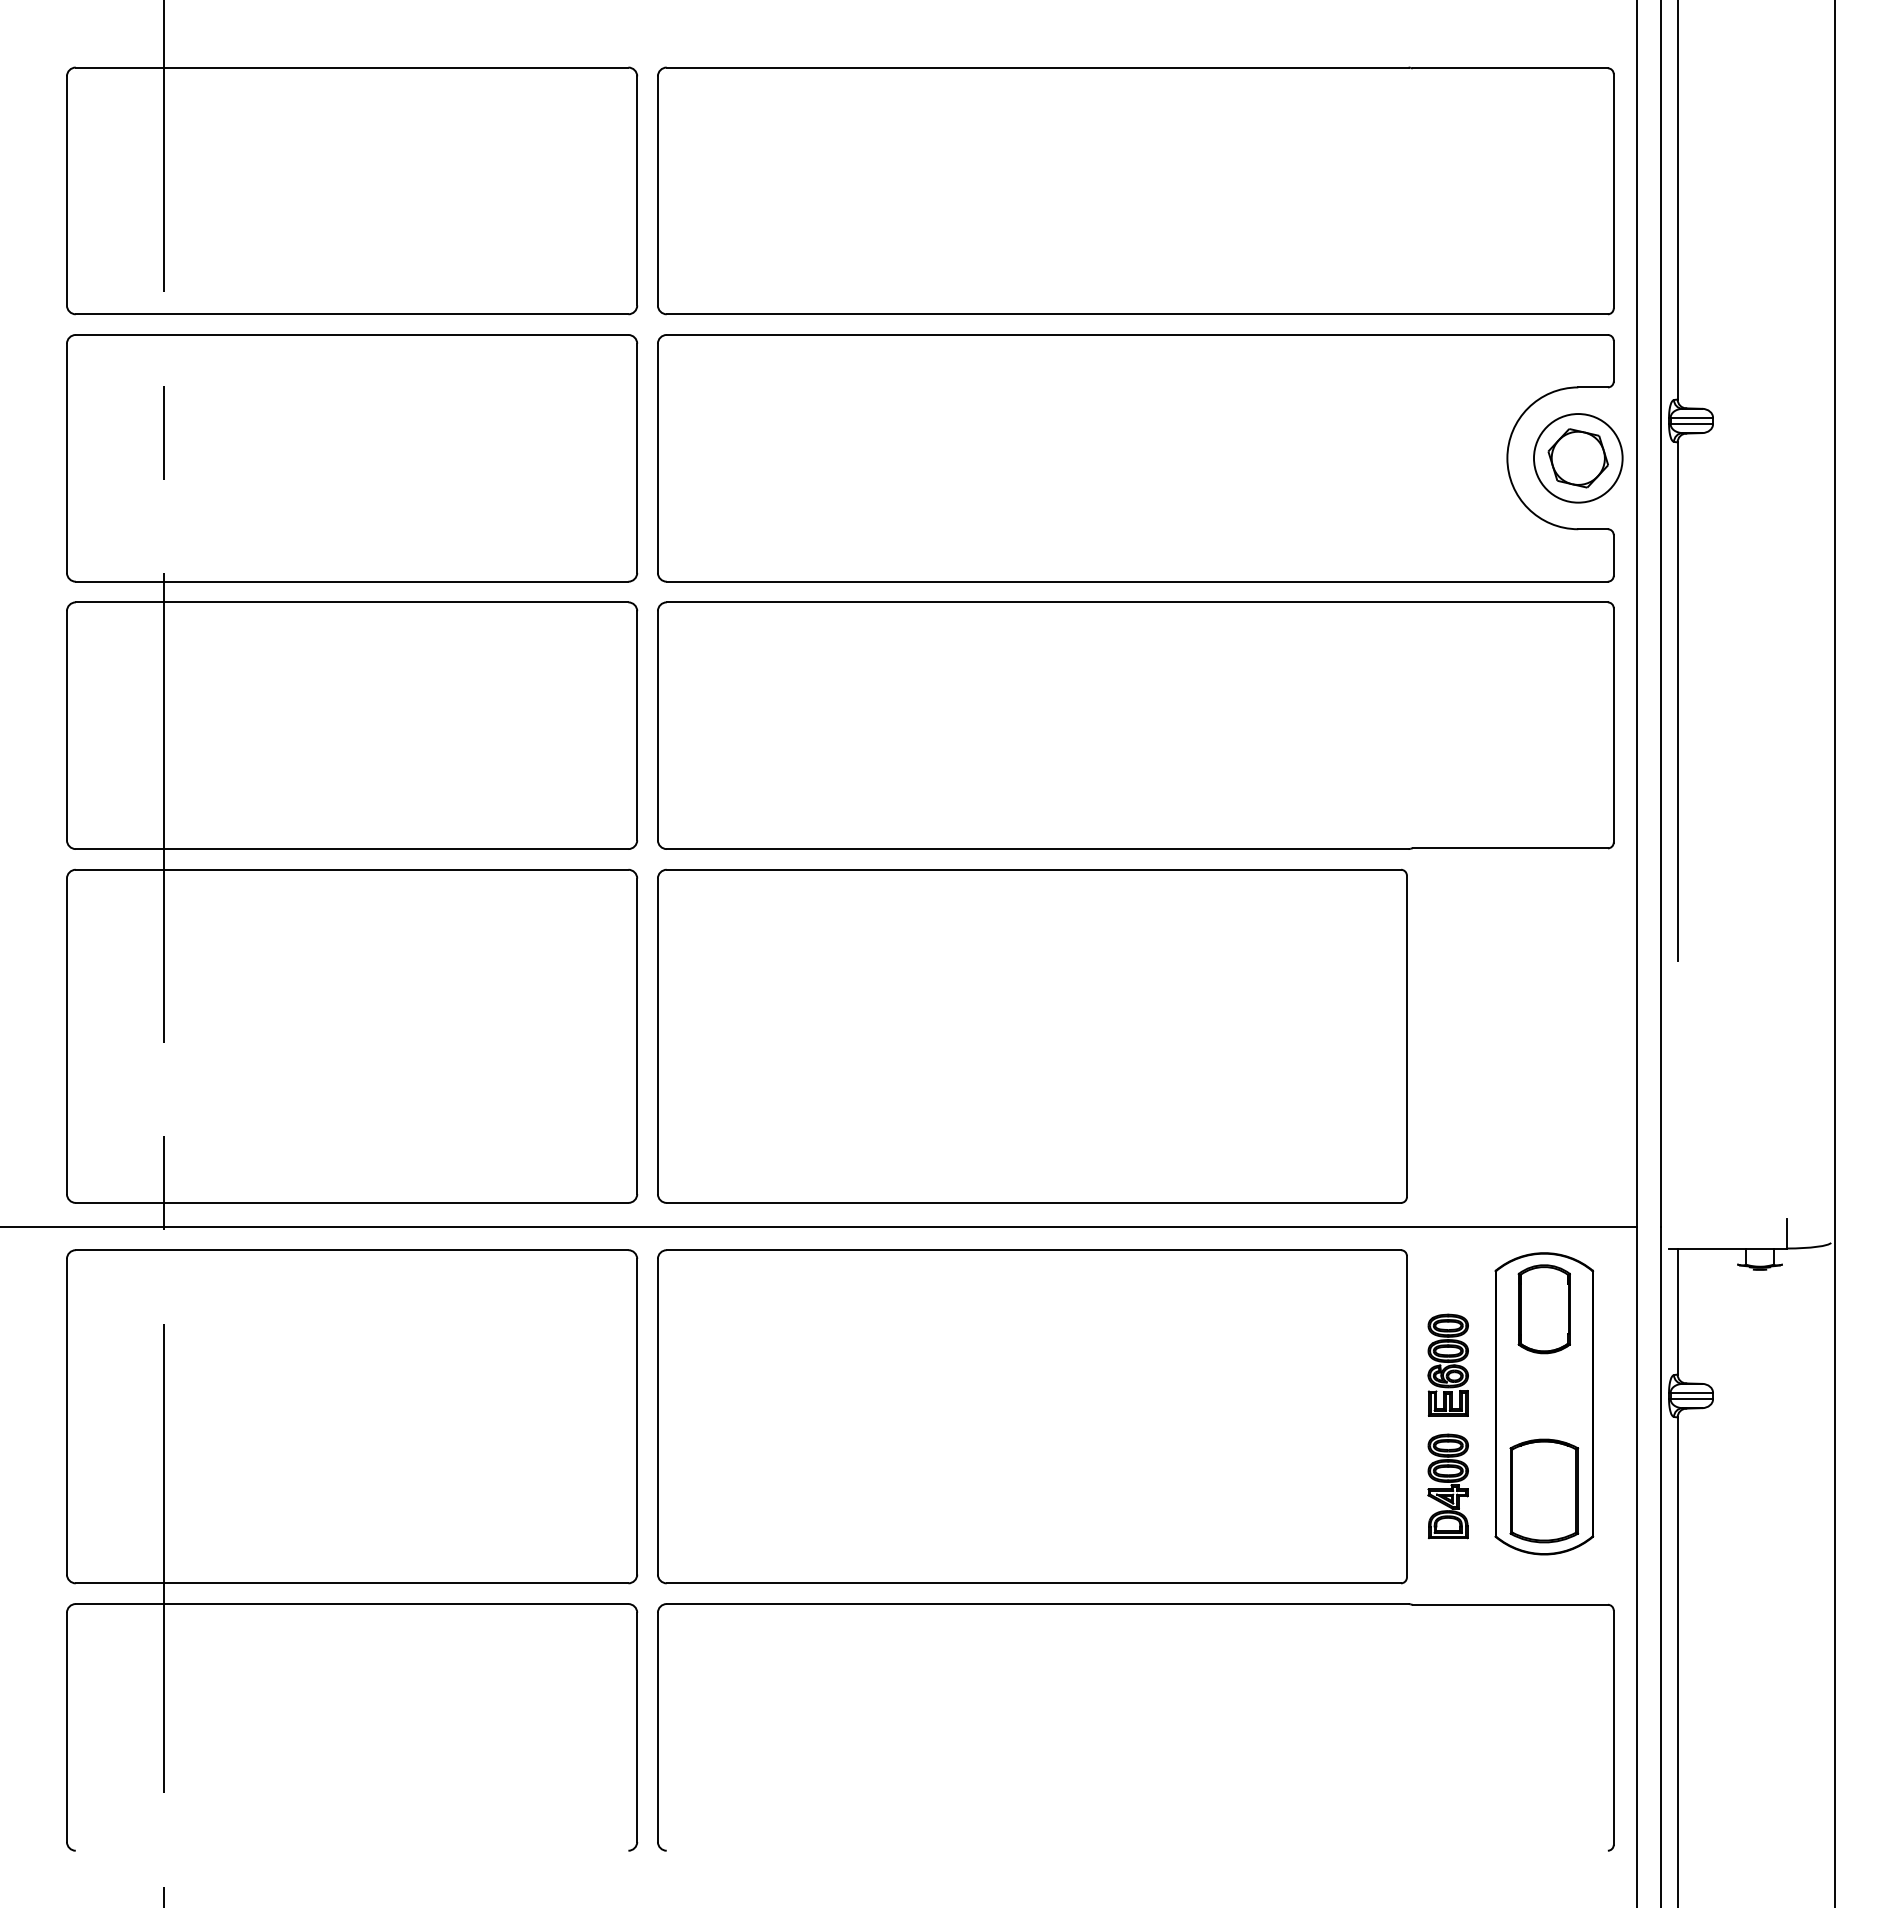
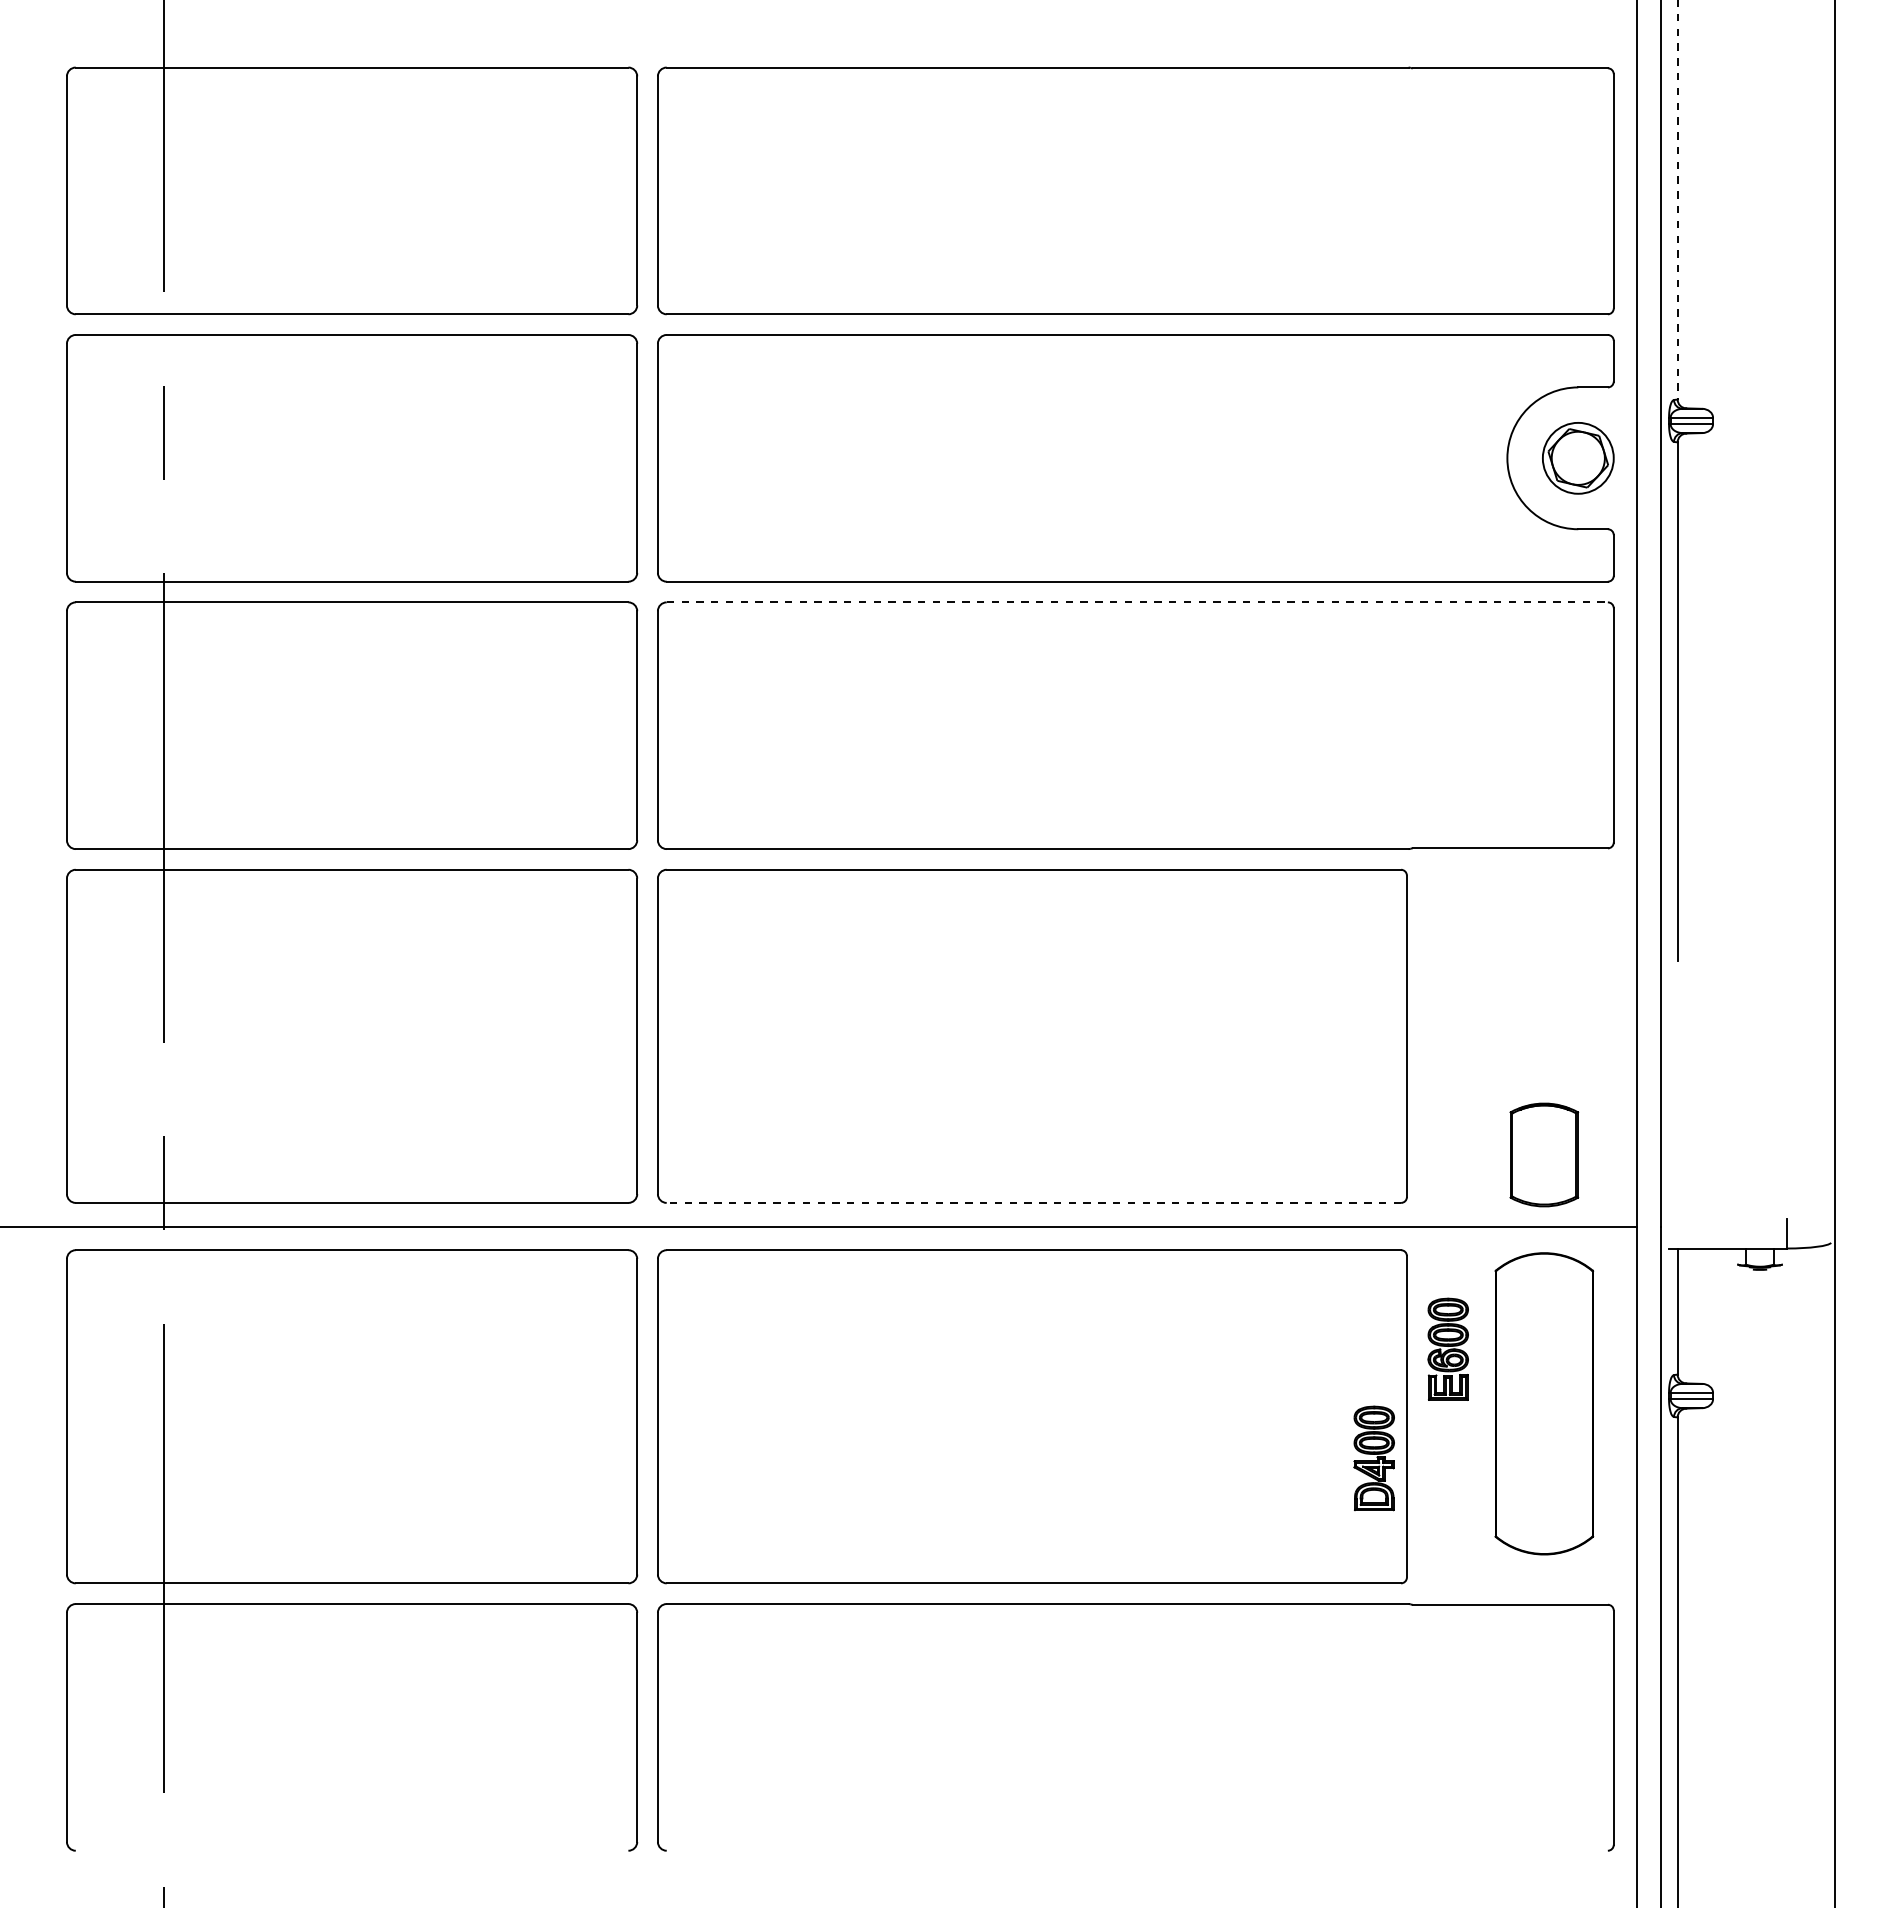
line: solid -> dashed (1677, 200)
circle diameter: 89 px -> 71 px (1577, 457)
line: solid -> dashed (1137, 602)
line: solid -> dashed (1033, 1202)
part: present -> none (1543, 1309)
part position: (1447, 1364) -> (1447, 1348) (1447, 1348)
part position: (1447, 1486) -> (1373, 1458) (1373, 1458)
part position: (1544, 1490) -> (1544, 1154) (1544, 1154)
